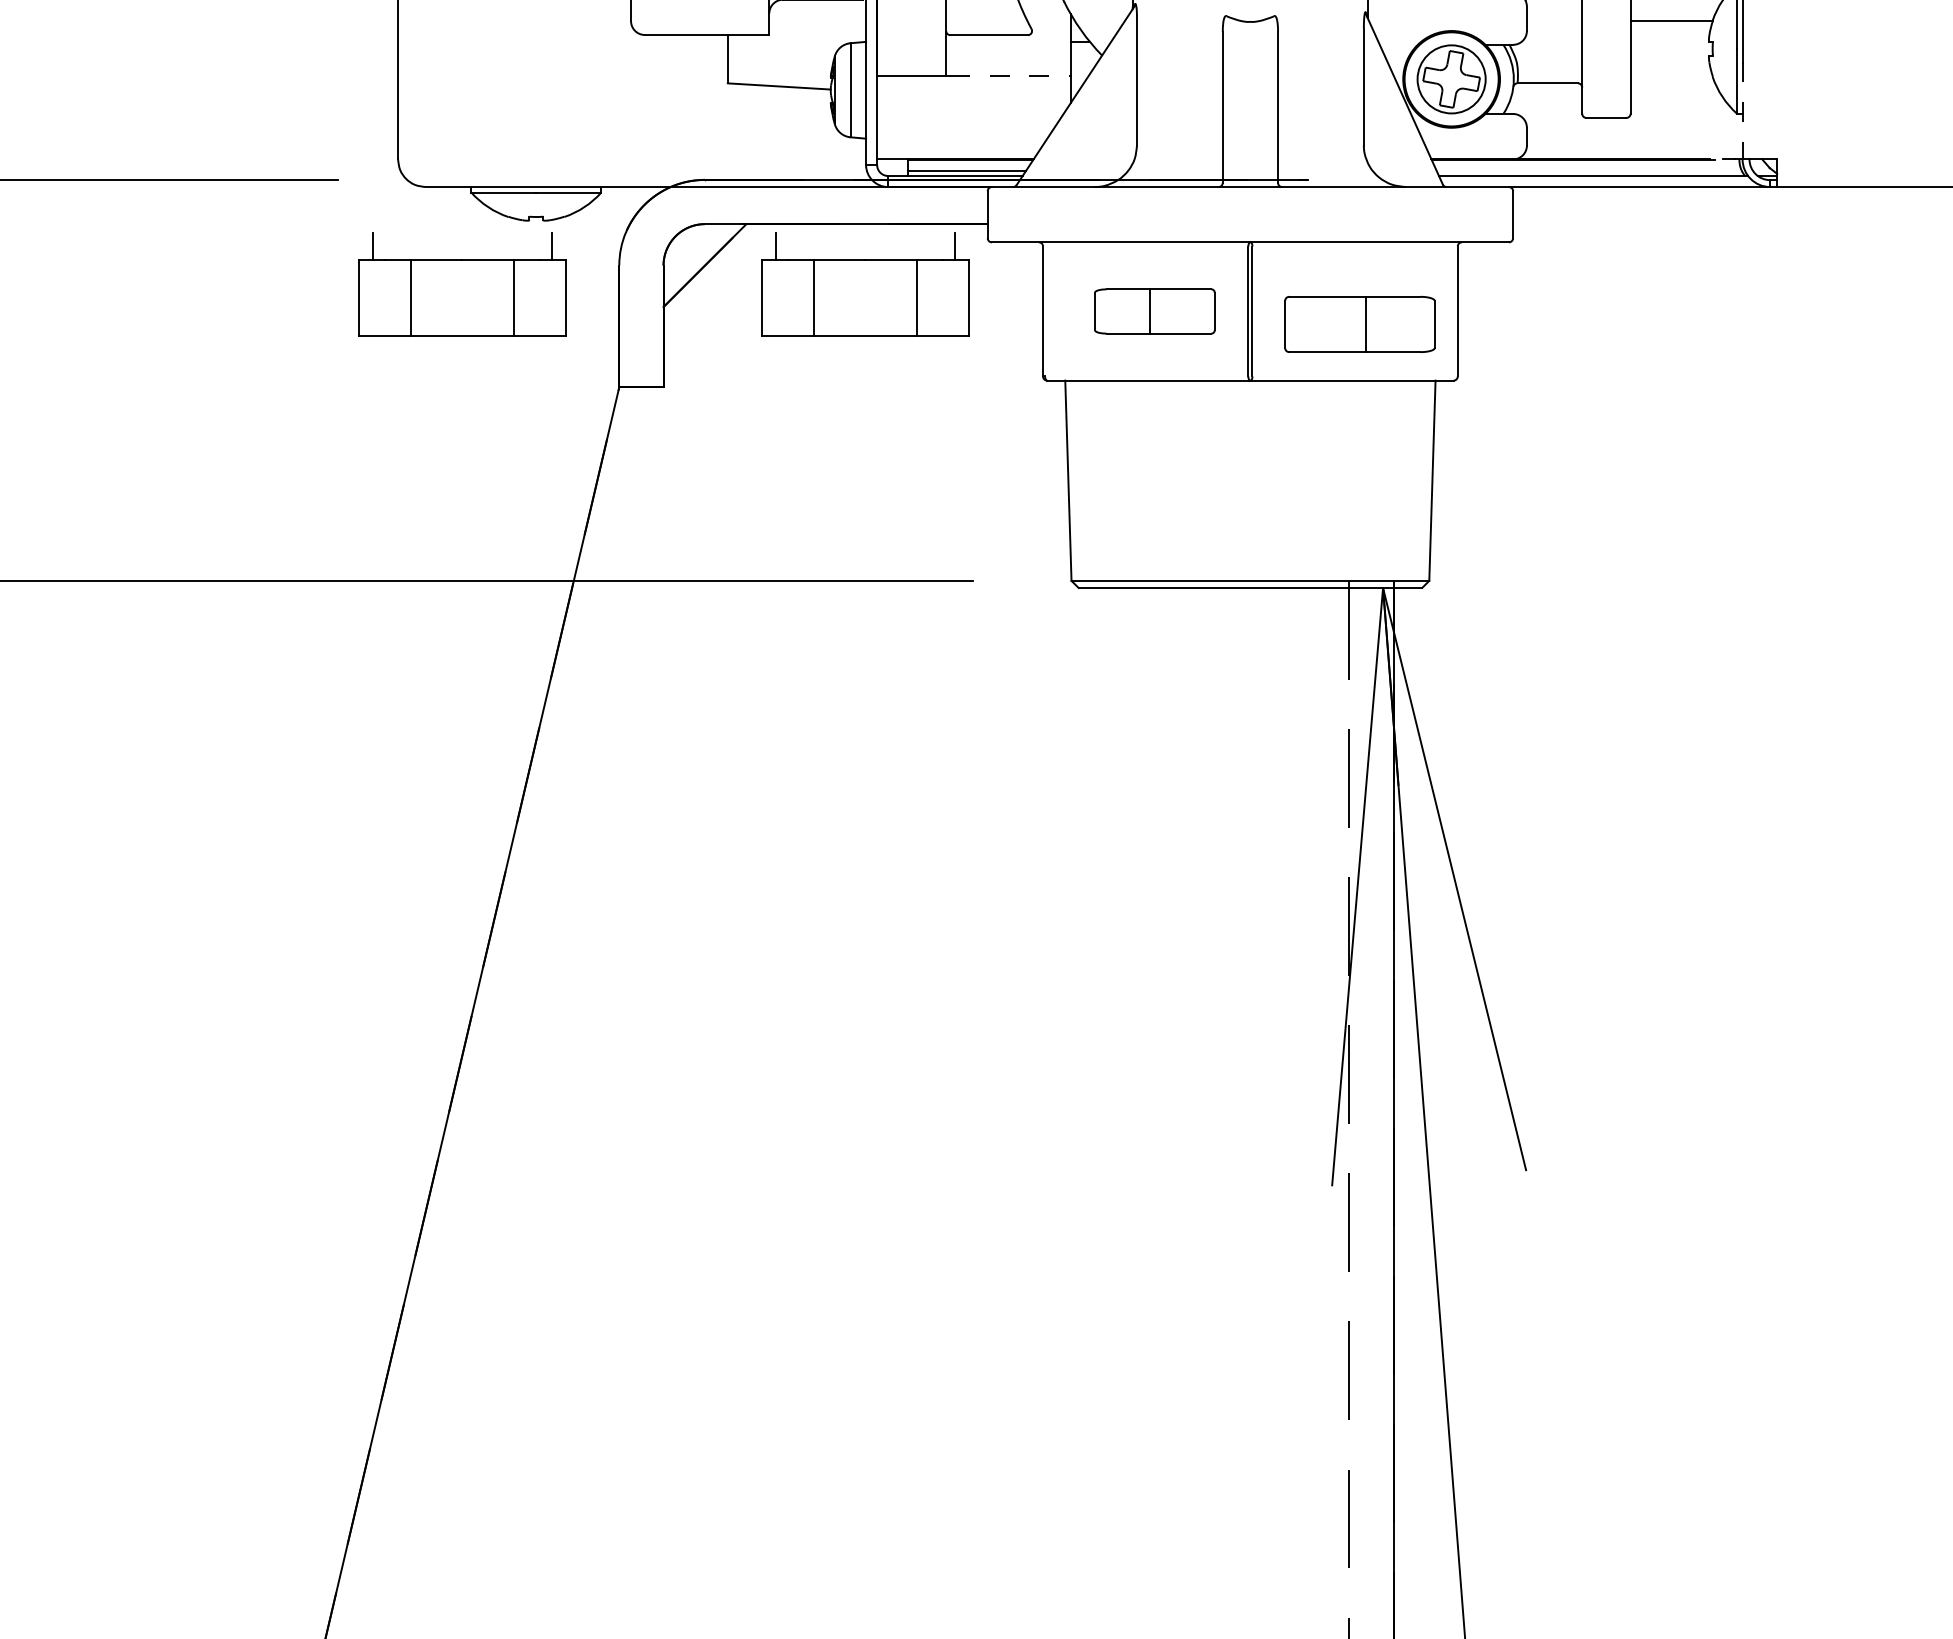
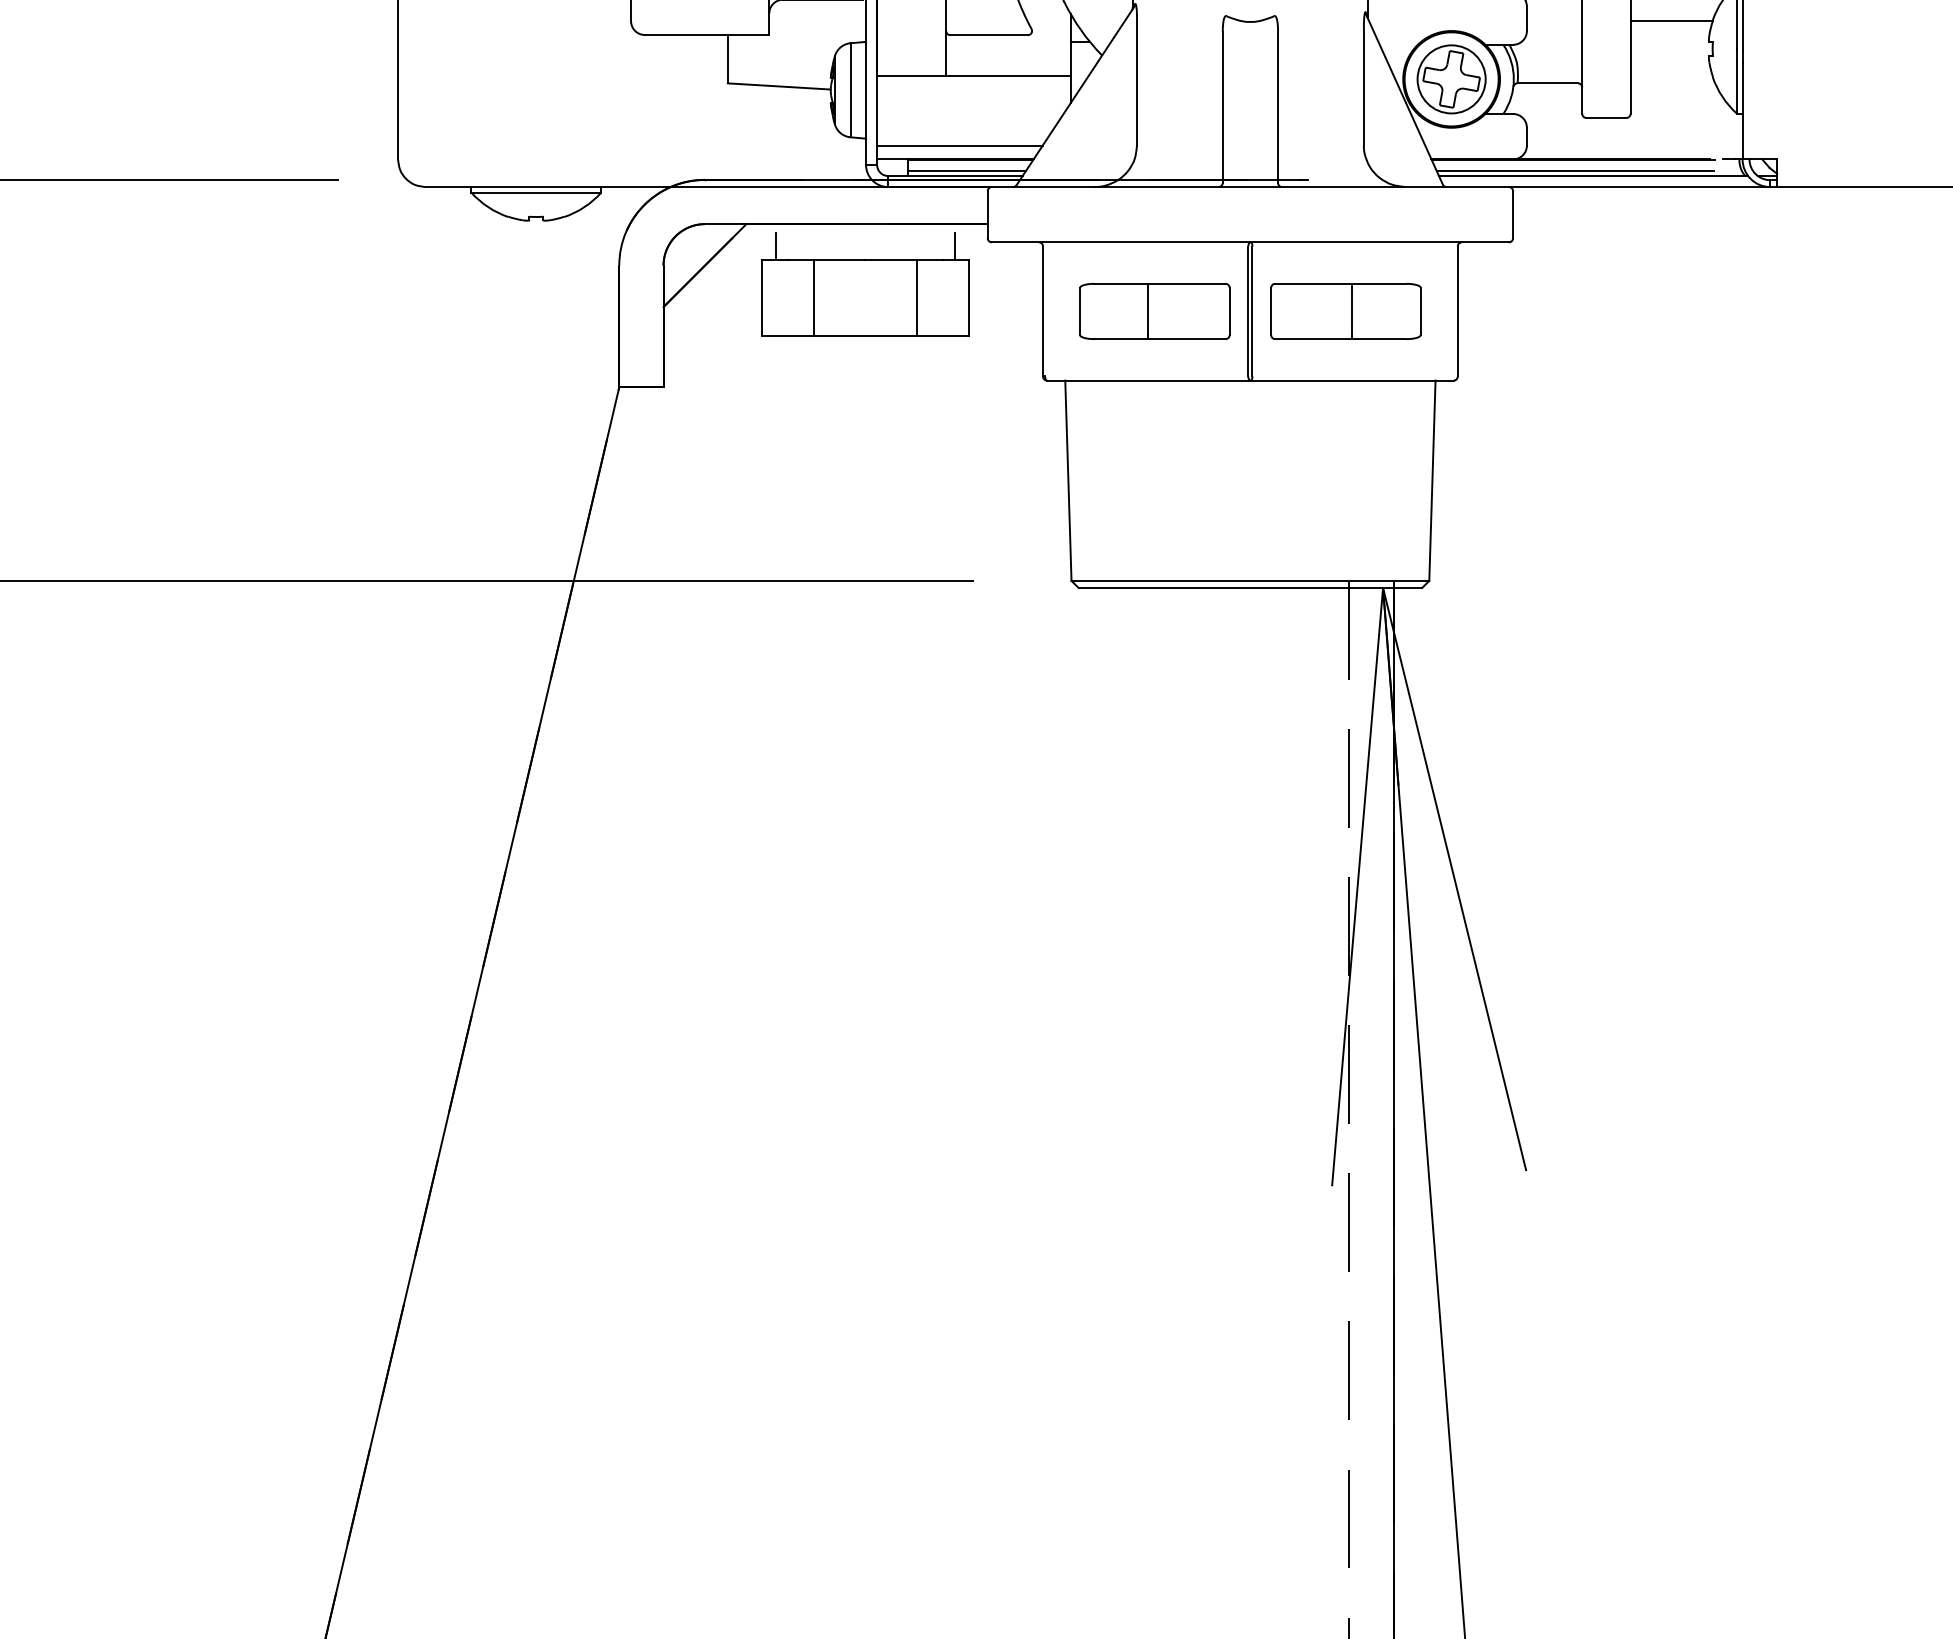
line: dashed -> solid (1011, 76)
line: dashed -> solid (1742, 111)
line: none -> present (959, 145)
line: none -> present (1575, 170)
part: present -> none (462, 284)
part size: 122x47 px -> 152x57 px (1154, 311)
part position: (1359, 324) -> (1345, 311) (1345, 311)
